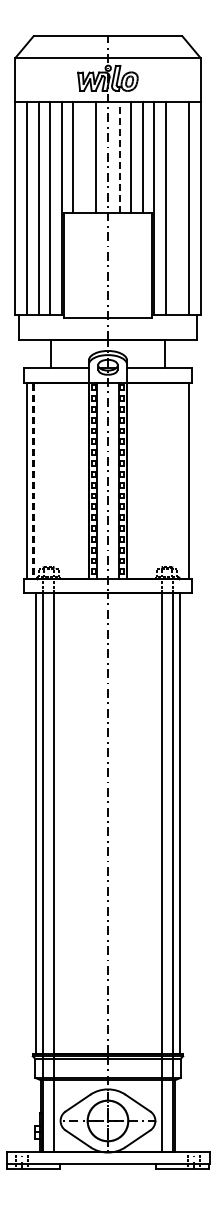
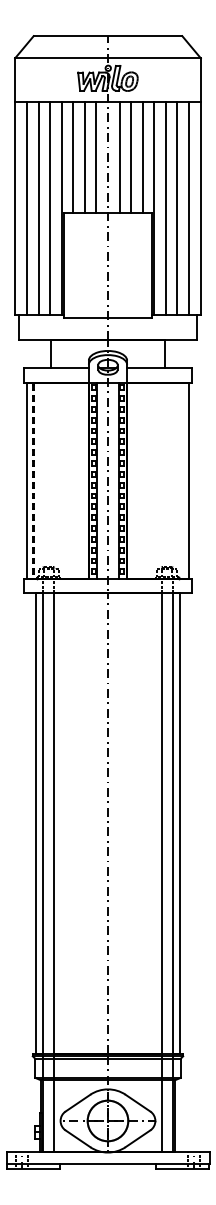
line: none -> present (84, 156)
line: dashed -> solid (119, 157)
line: none -> present (177, 207)
